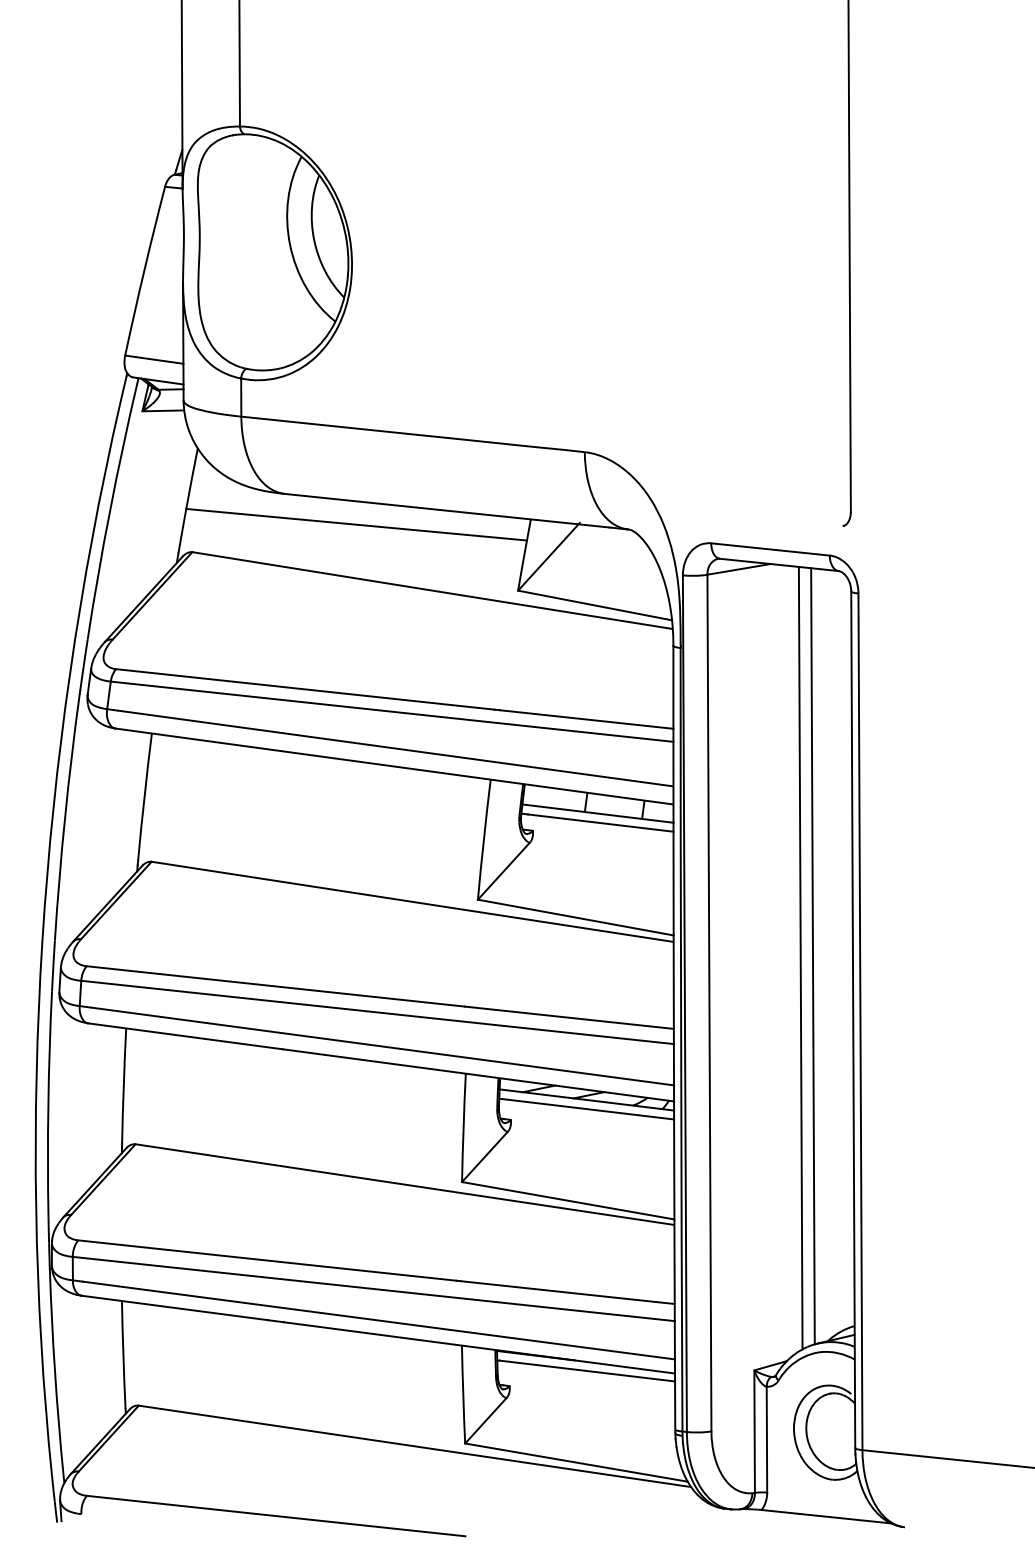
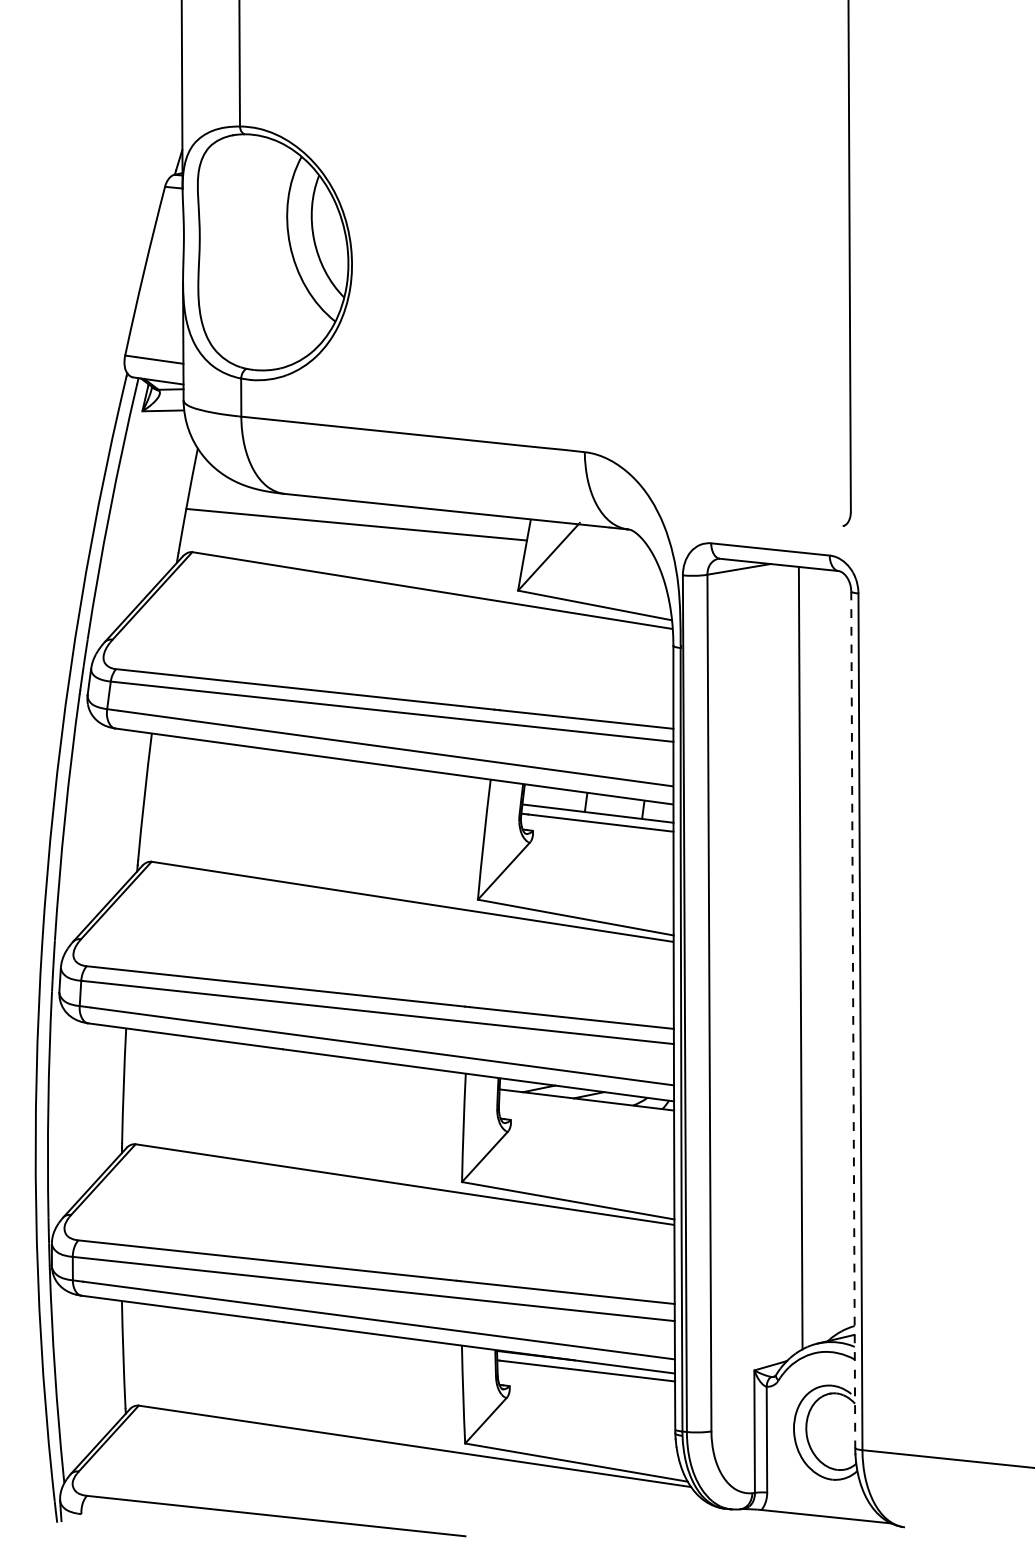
line: present -> none (812, 956)
line: solid -> dashed (853, 1020)
line: present -> none (586, 1108)
